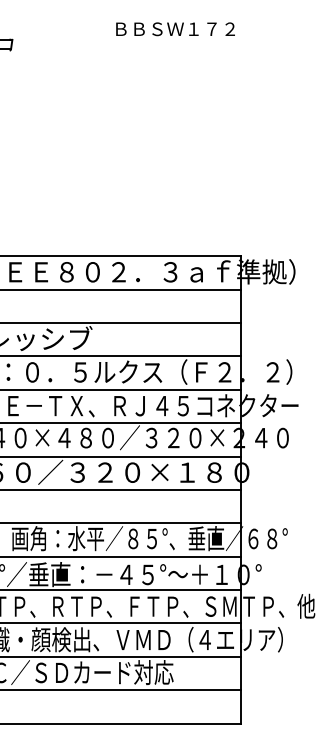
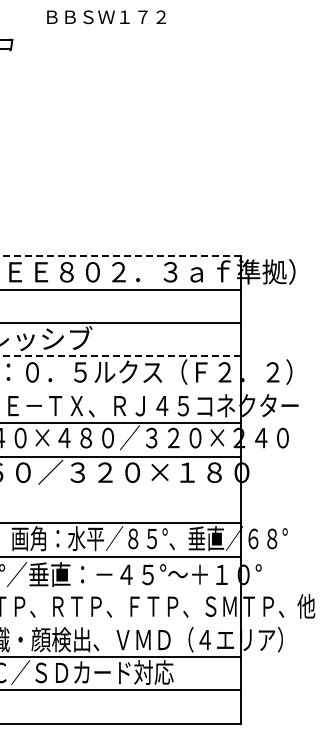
text position: (175, 29) -> (106, 17) (106, 17)
line: solid -> dashed (120, 256)
line: solid -> dashed (120, 356)
line: present -> none (121, 389)
line: present -> none (121, 489)
line: present -> none (121, 590)
line: present -> none (121, 623)
